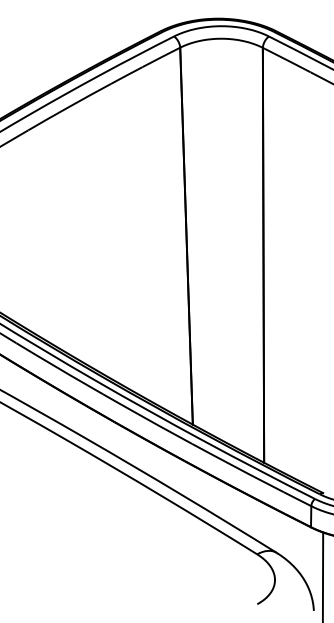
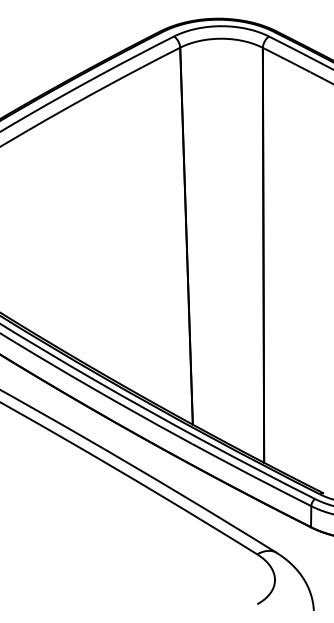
line: present -> none (322, 575)
